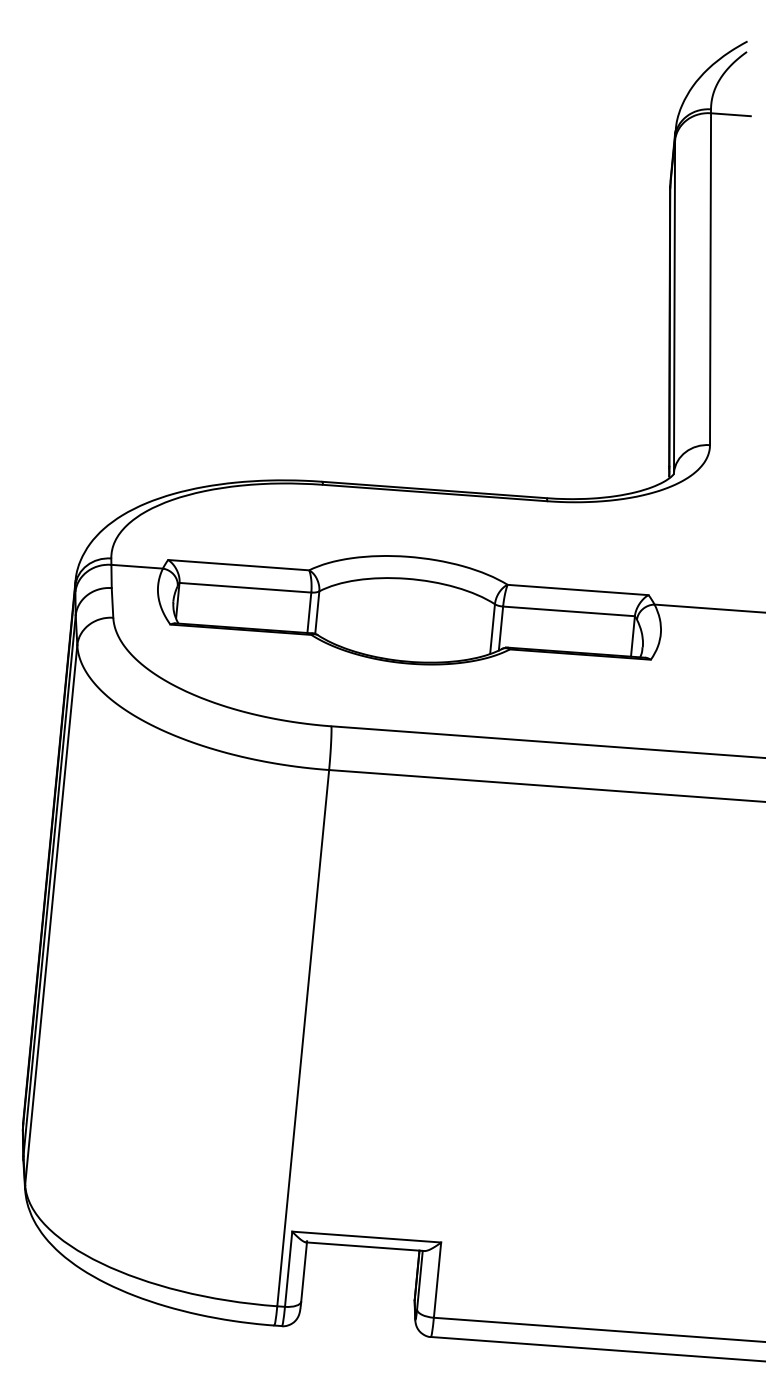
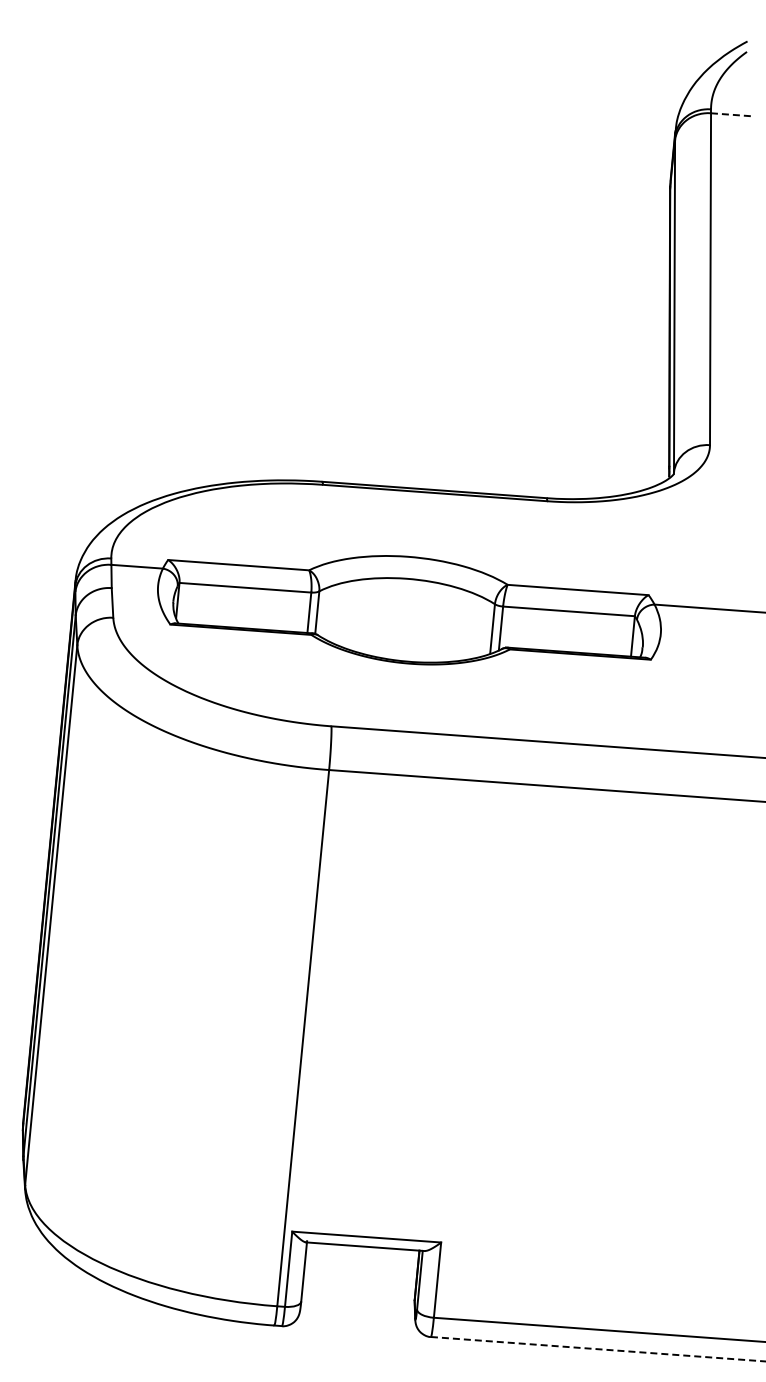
line: solid -> dashed (730, 114)
line: solid -> dashed (598, 1349)
